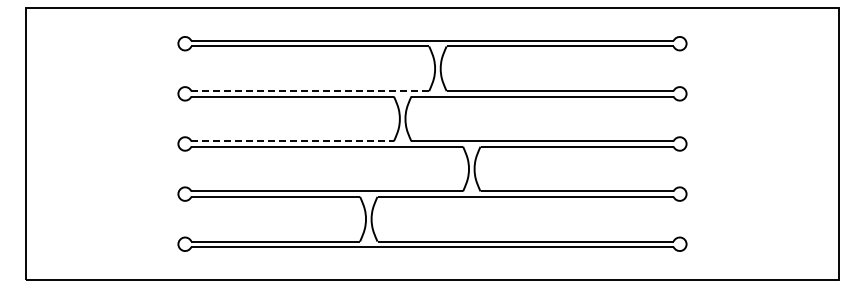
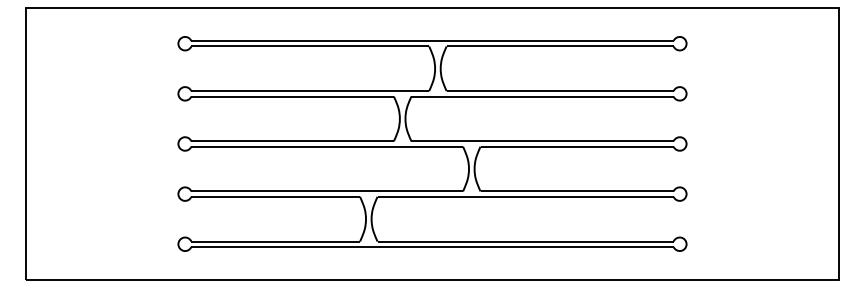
line: dashed -> solid (310, 91)
line: dashed -> solid (293, 141)
